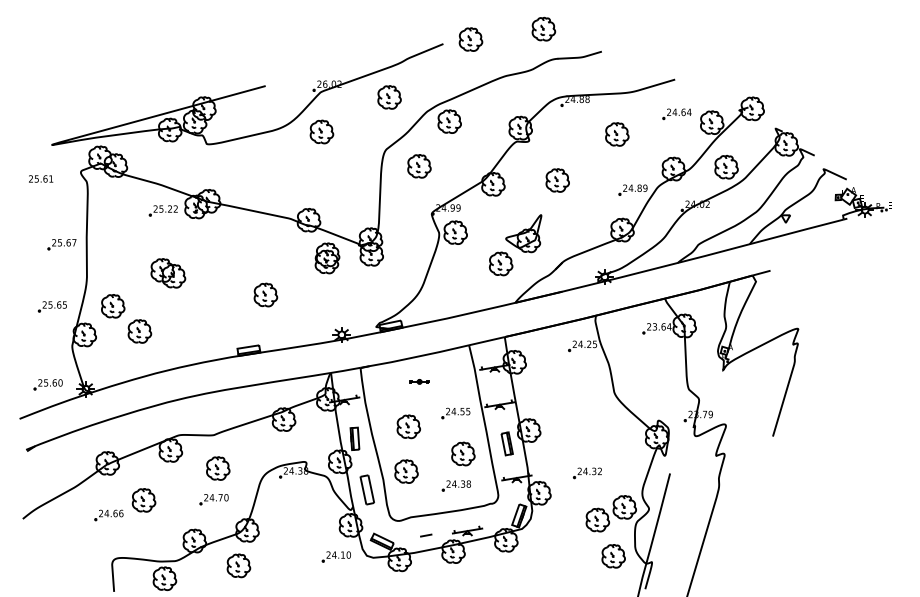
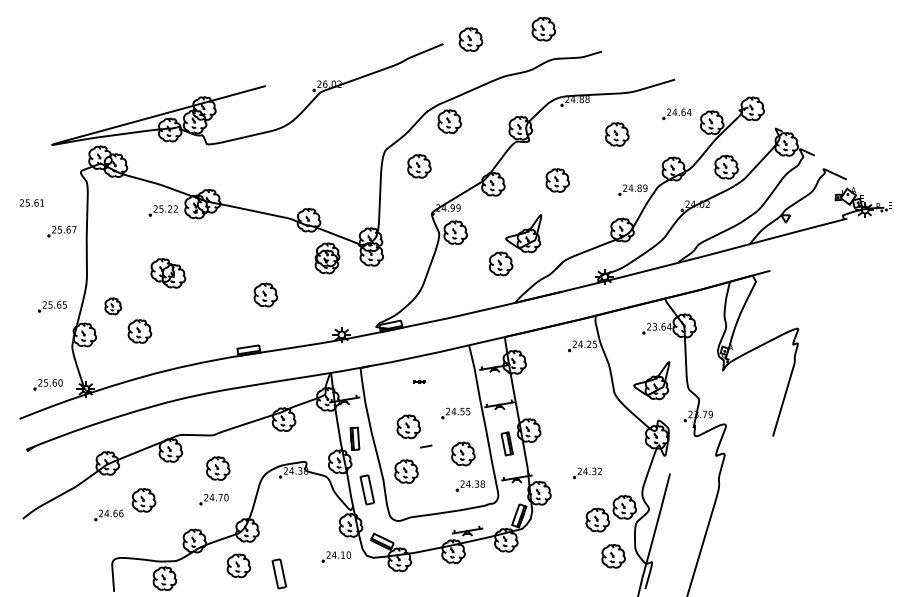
part: present -> none (389, 97)
part: present -> none (321, 131)
text position: (41, 178) -> (32, 202) (32, 202)
part position: (61, 244) -> (61, 231) (61, 231)
part size: 25x25 px -> 19x19 px (113, 306)
part: none -> present (651, 380)
part size: 21x6 px -> 13x5 px (419, 381)
part position: (455, 485) -> (469, 485) (469, 485)
line position: (426, 535) -> (426, 446) (426, 446)
part: none -> present (278, 573)
